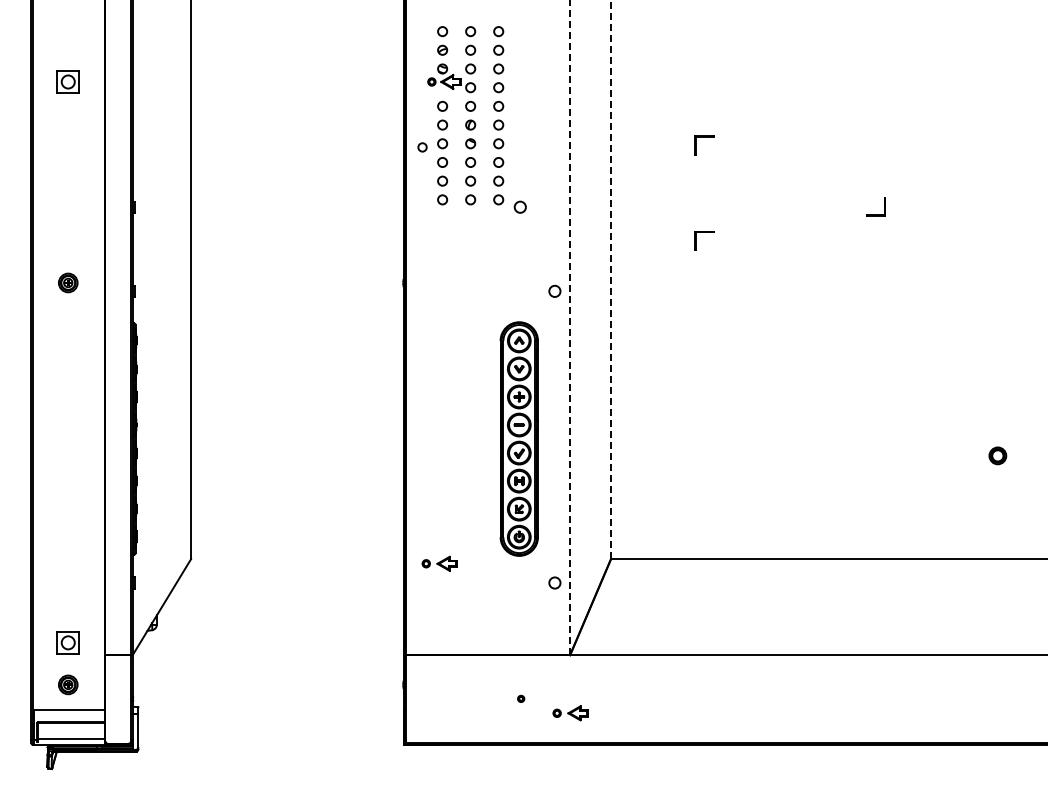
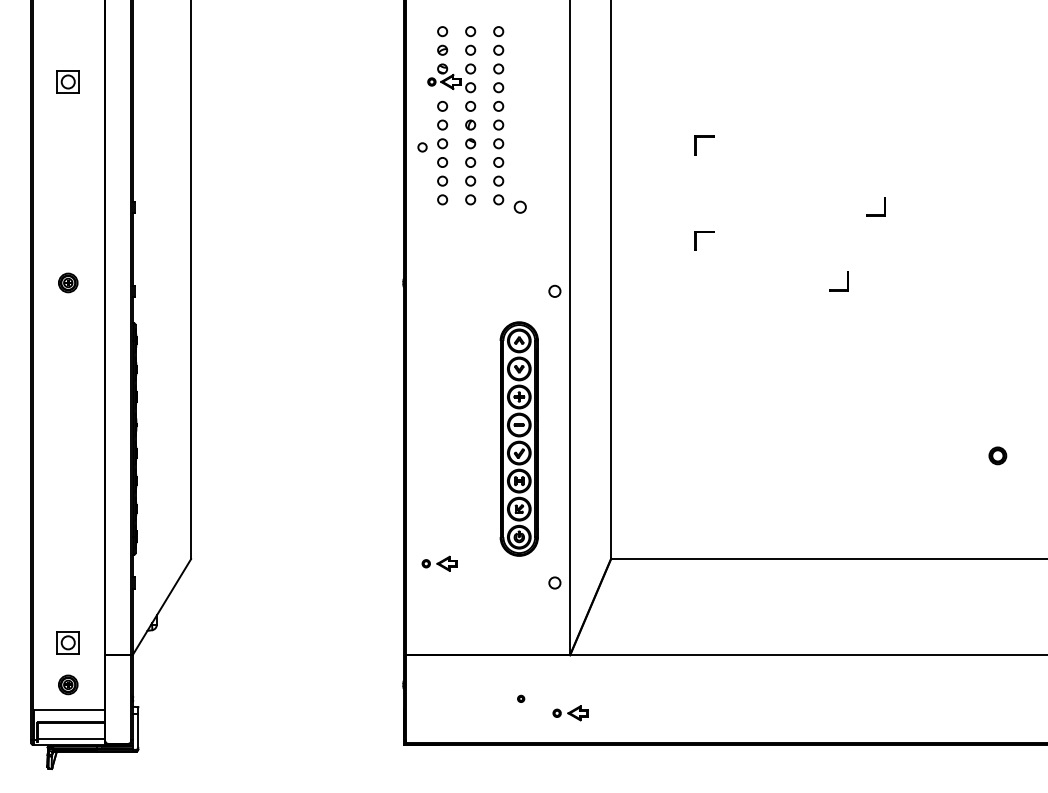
line: dashed -> solid (610, 279)
part: none -> present (838, 289)
line: dashed -> solid (570, 327)
